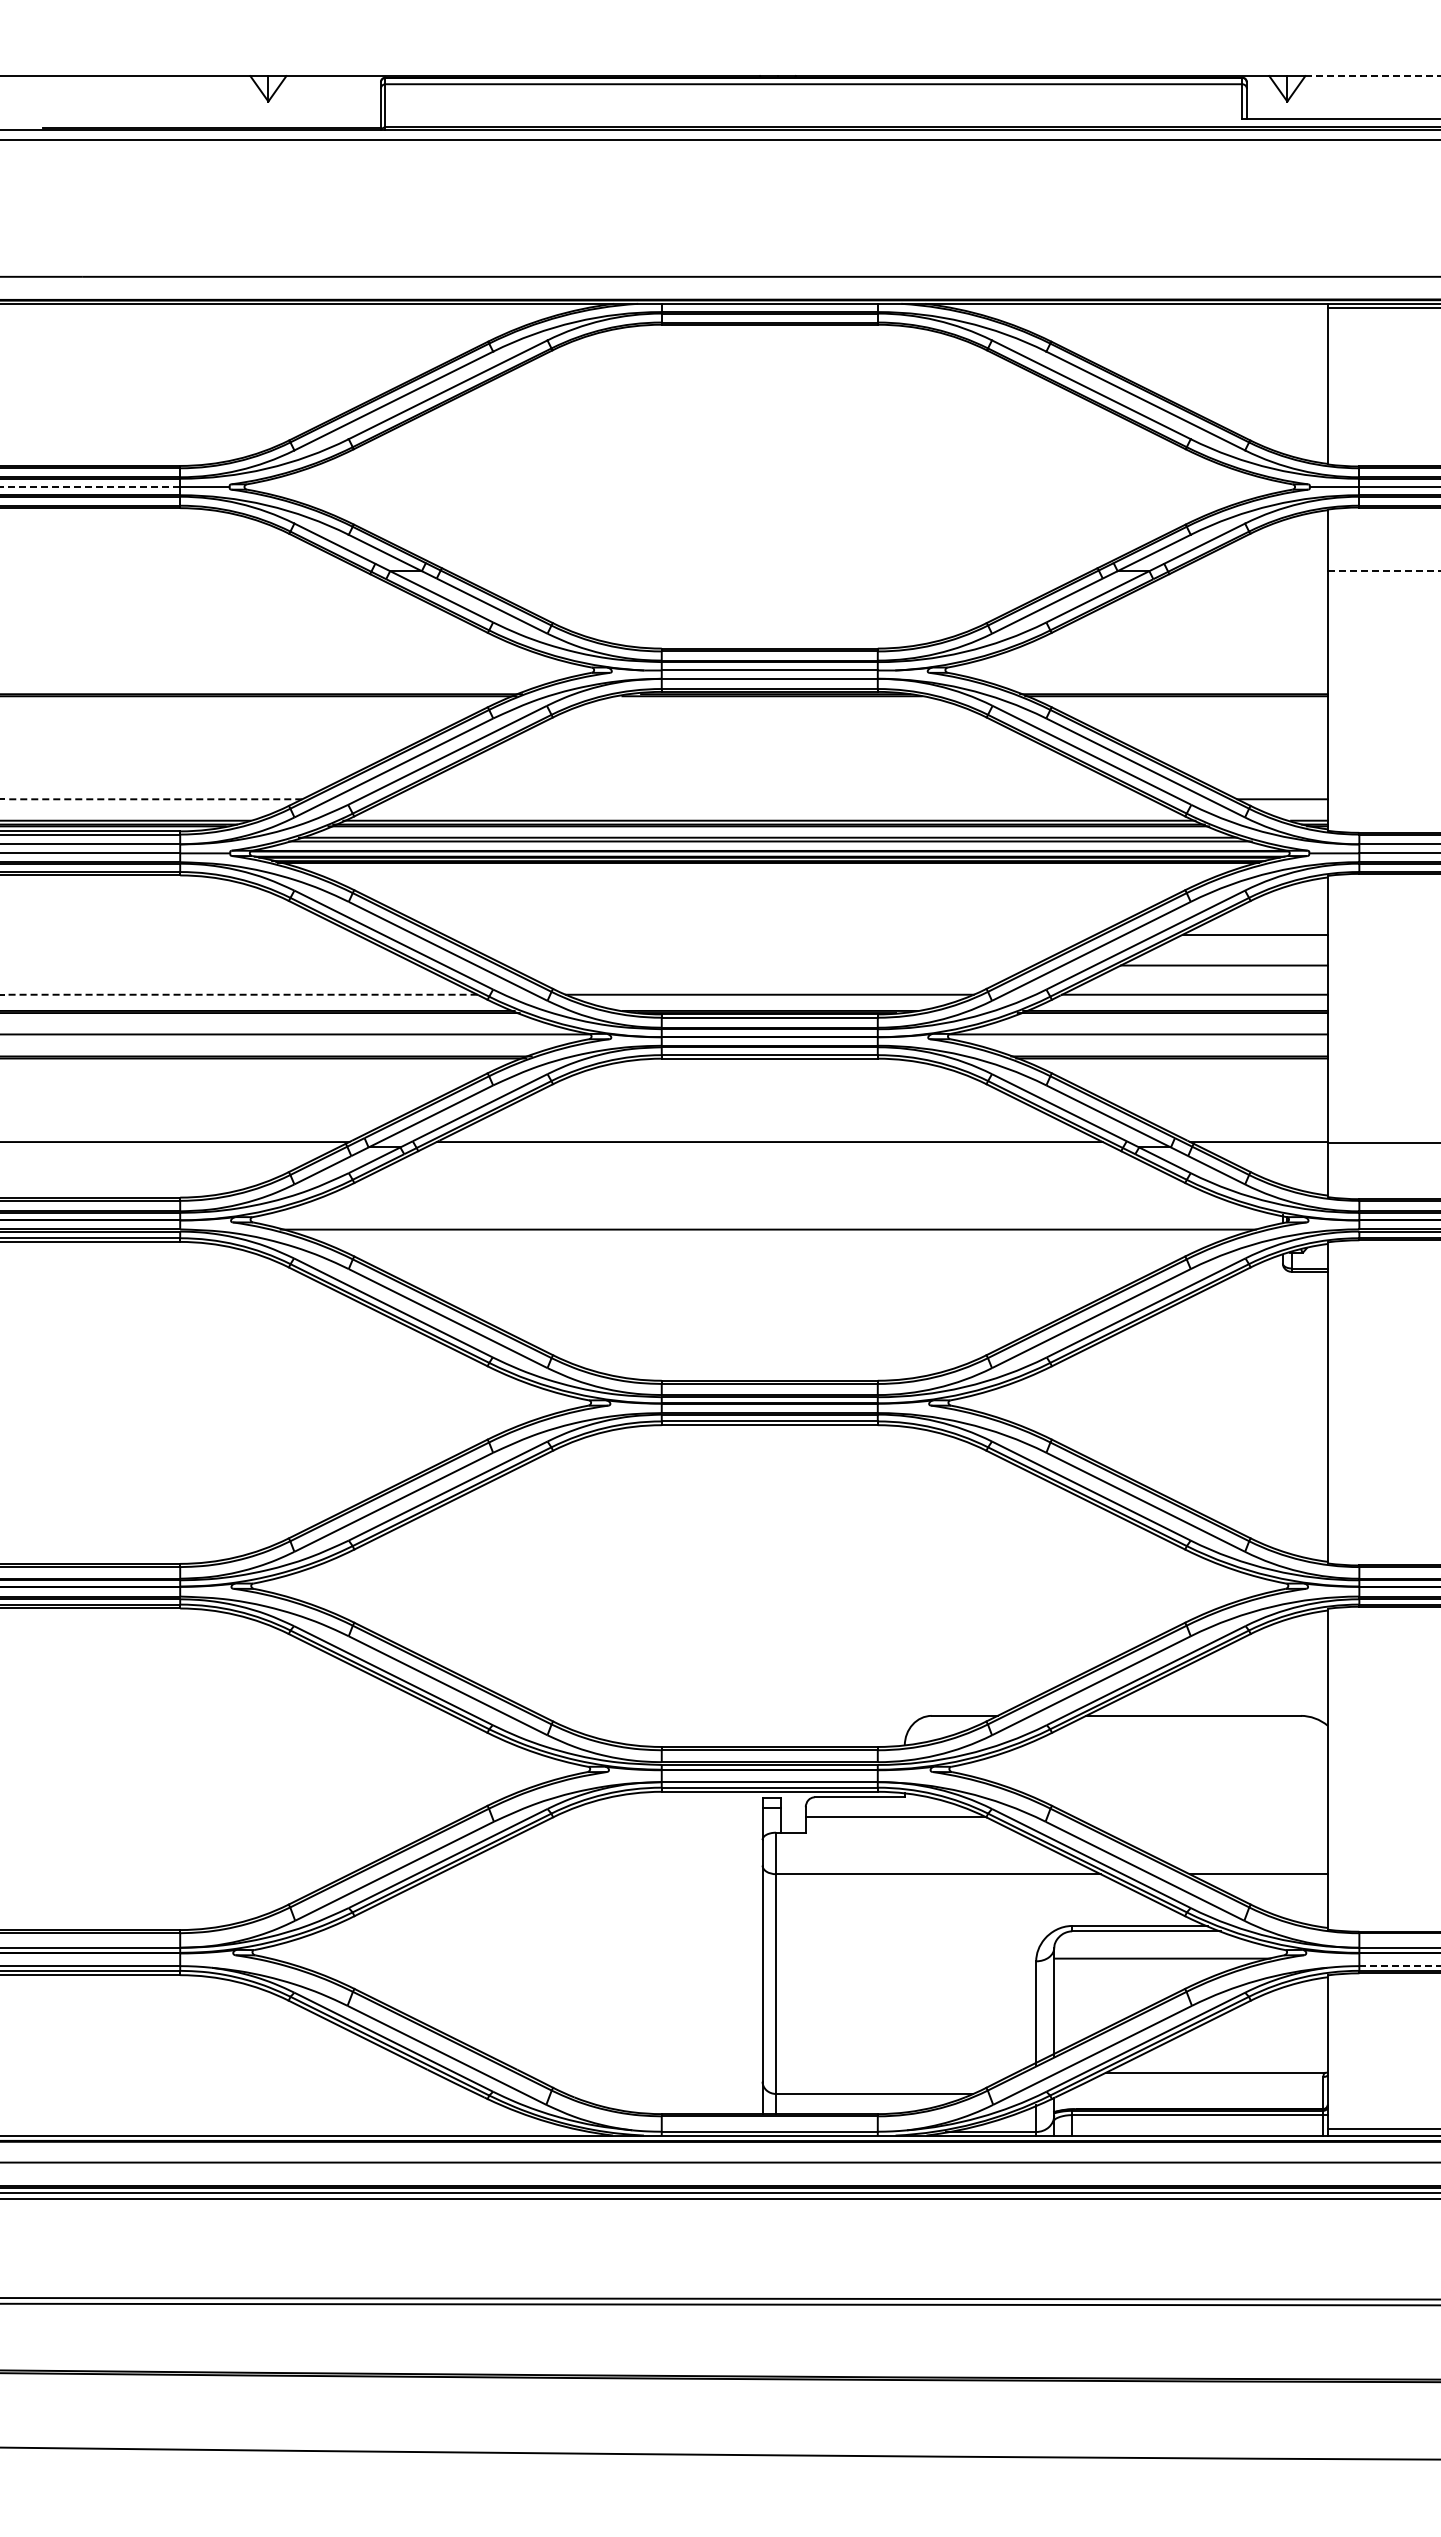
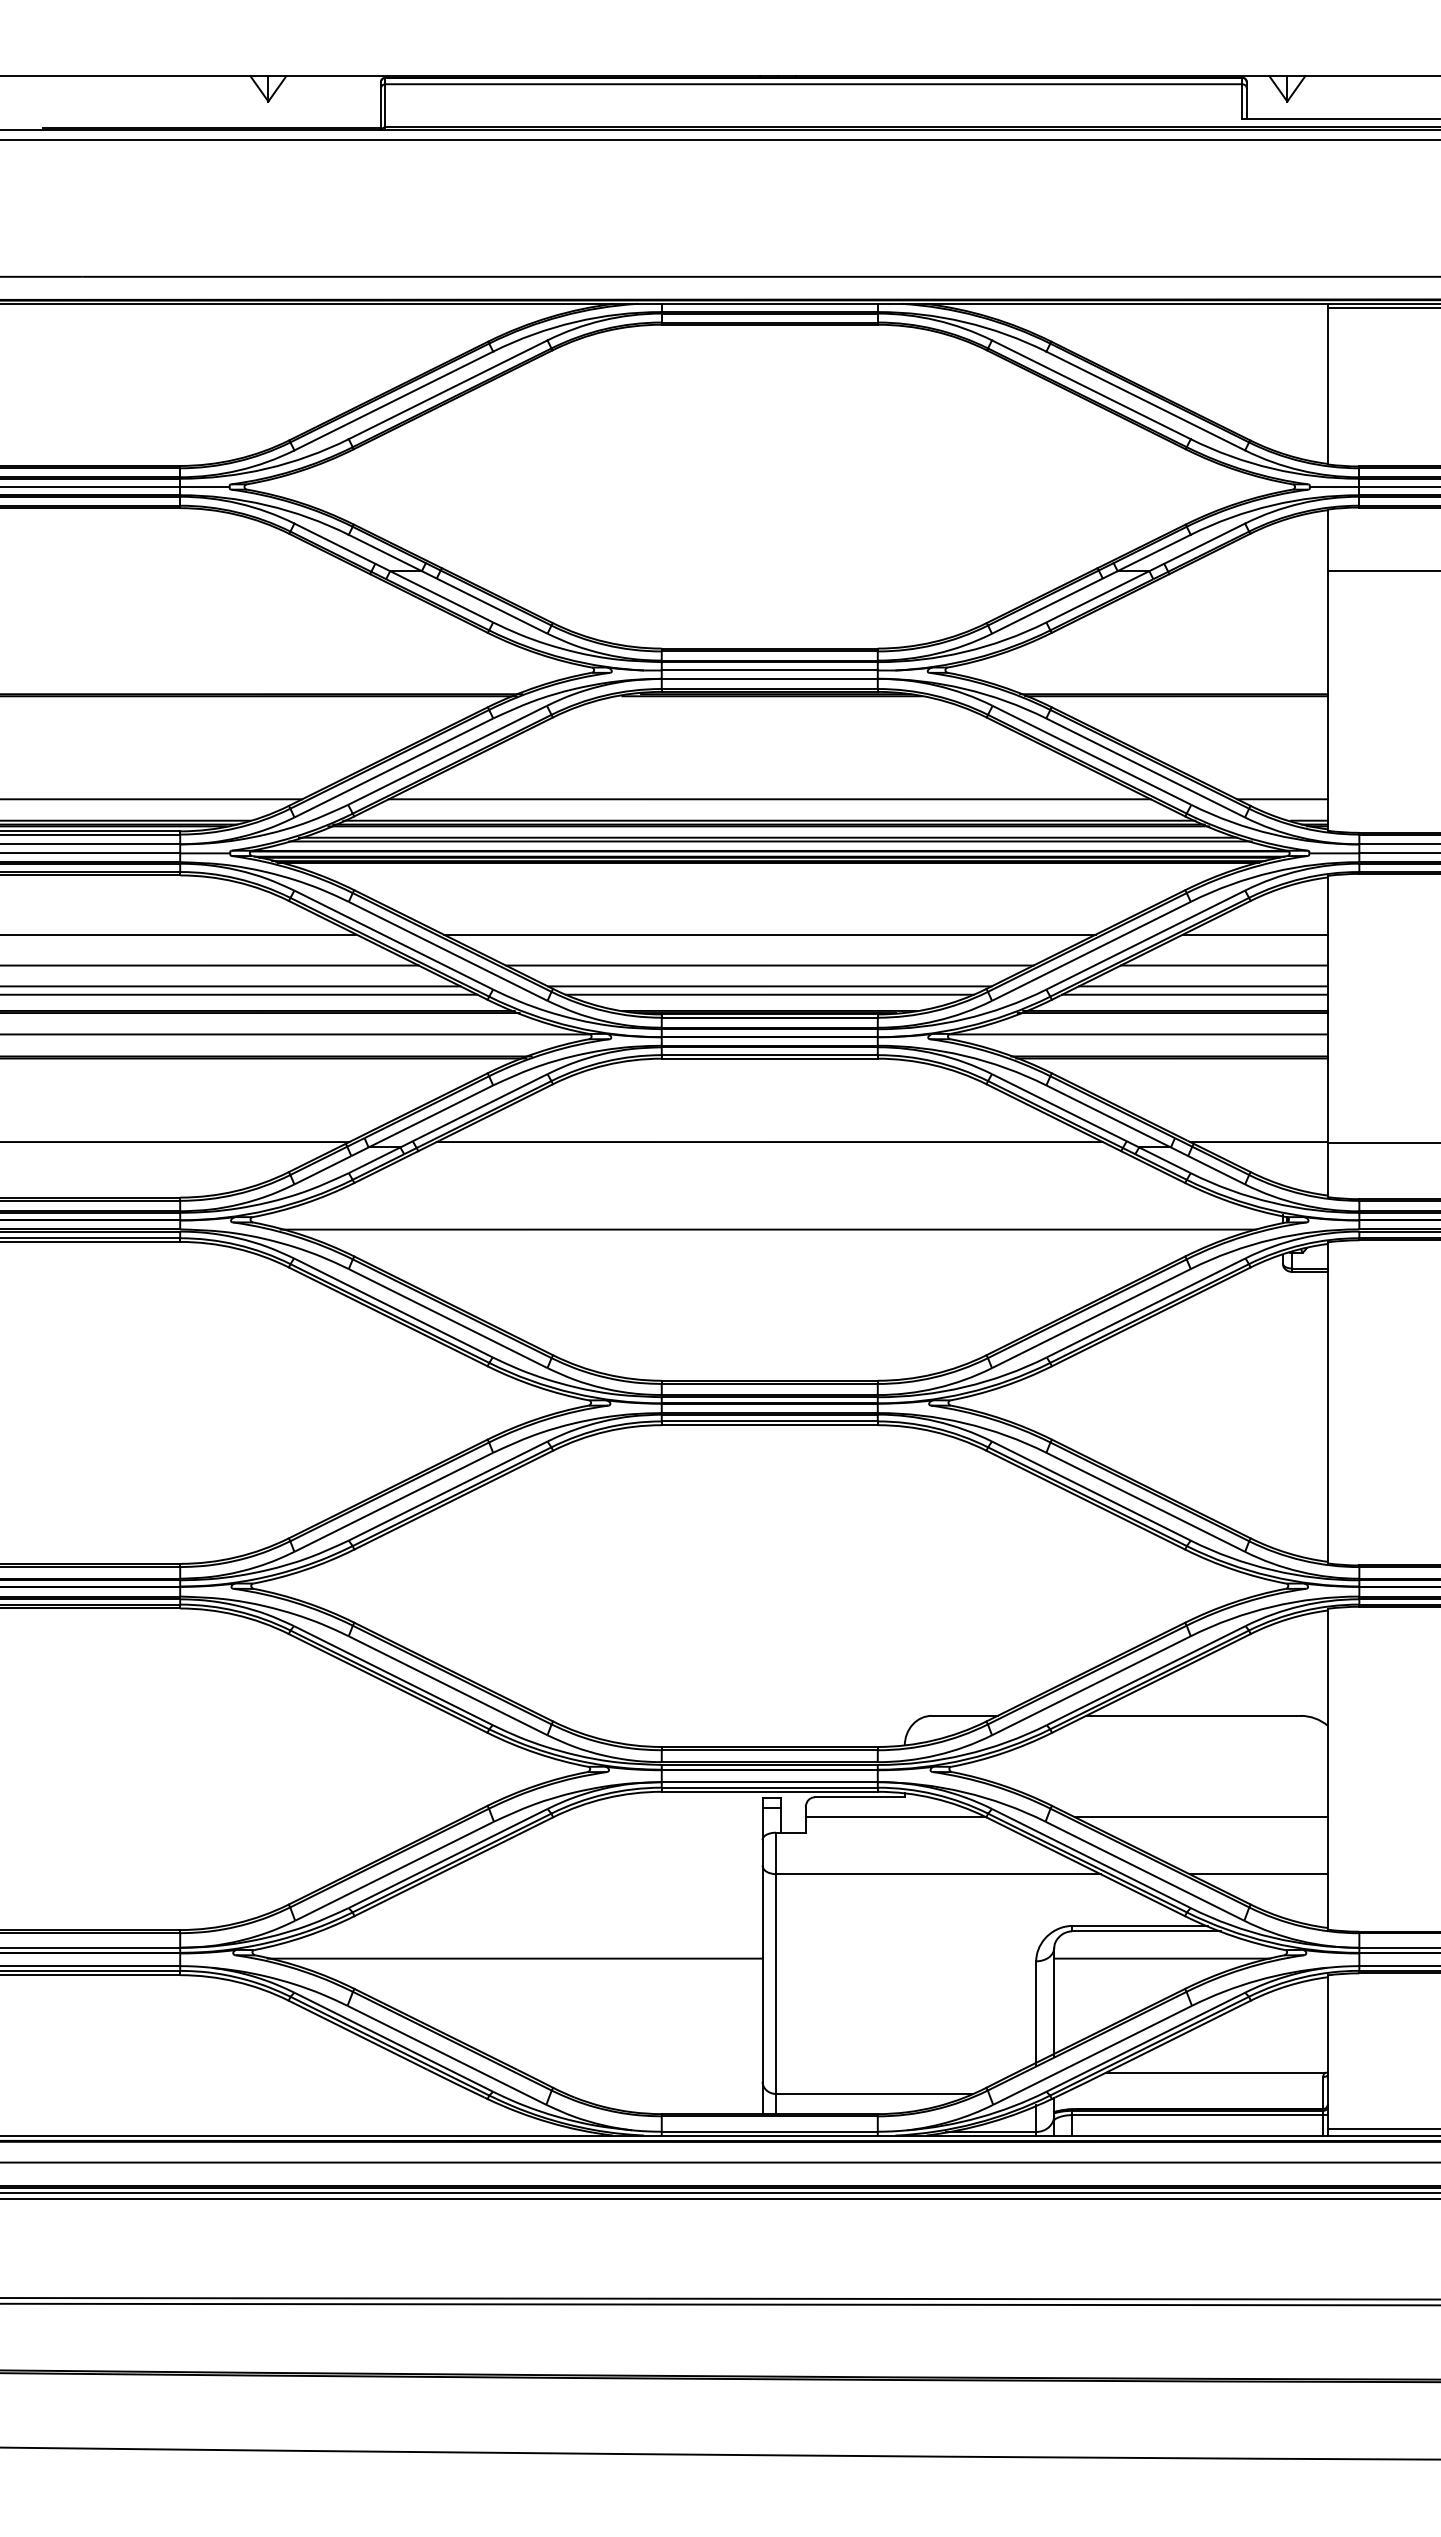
line: dashed -> solid (1373, 76)
line: dashed -> solid (90, 487)
line: dashed -> solid (1384, 571)
line: dashed -> solid (151, 799)
line: none -> present (769, 799)
line: none -> present (179, 934)
line: none -> present (769, 934)
line: none -> present (210, 965)
line: none -> present (769, 965)
line: none -> present (231, 986)
line: none -> present (769, 986)
line: none -> present (1202, 986)
line: dashed -> solid (238, 994)
line: none -> present (1200, 1817)
line: none -> present (514, 1958)
line: dashed -> solid (1400, 1966)
